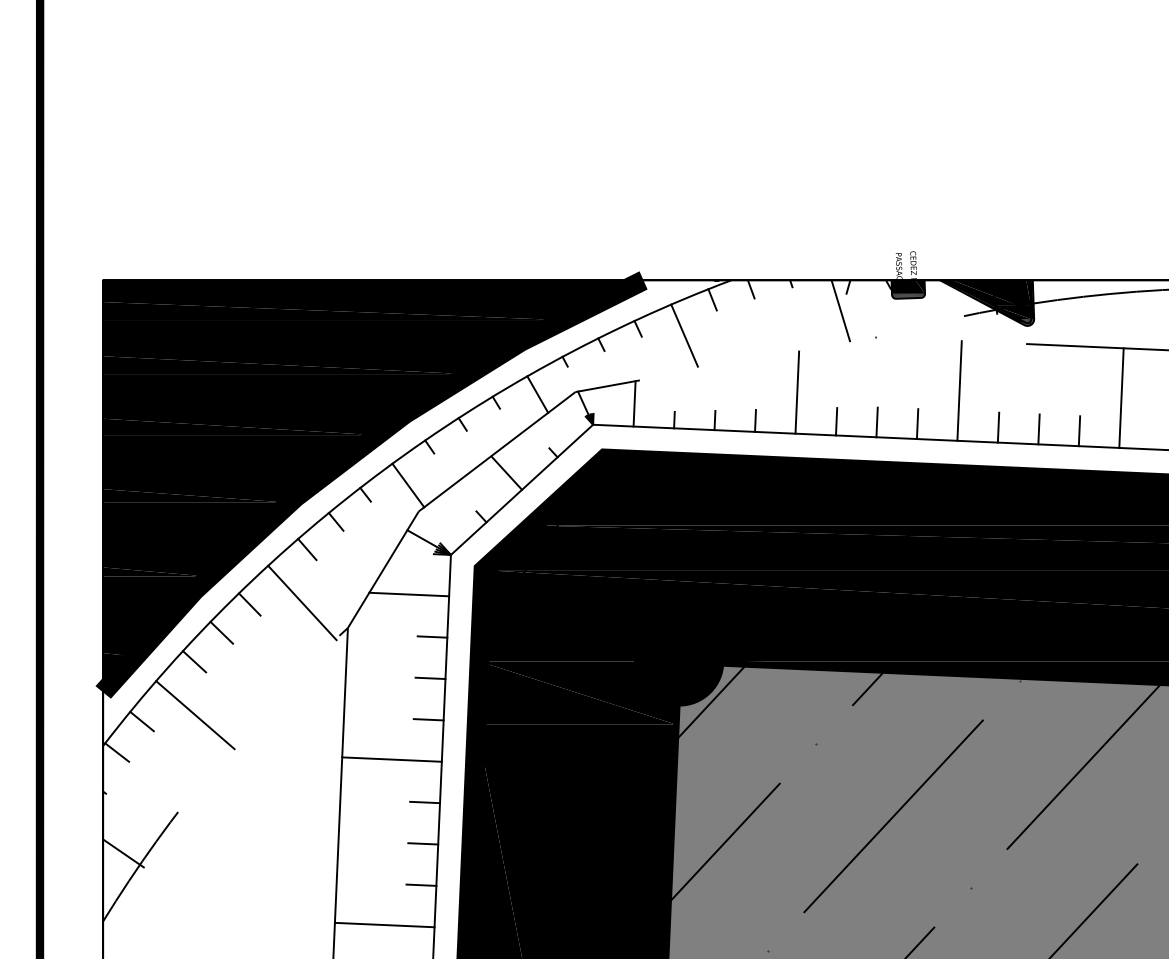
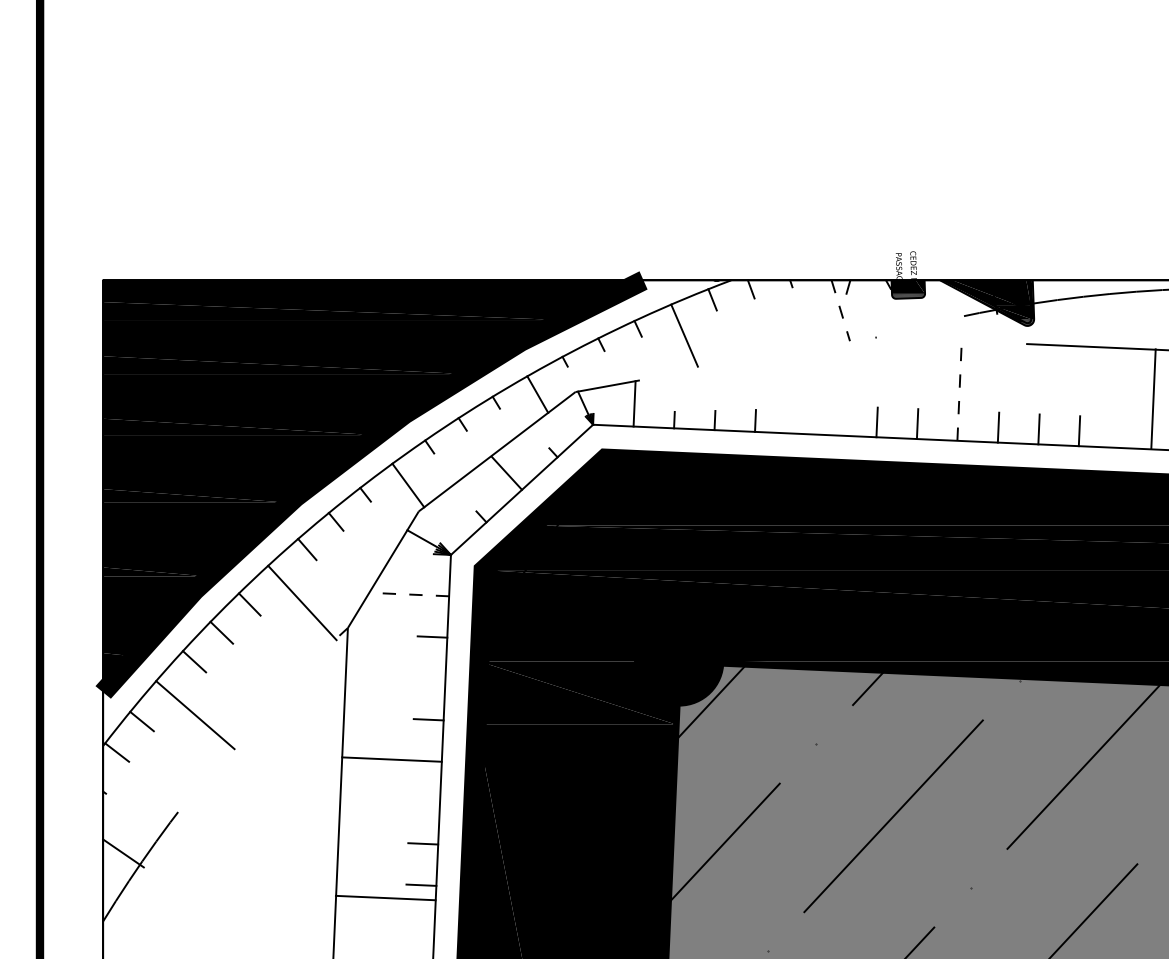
line: solid -> dashed (840, 310)
line: solid -> dashed (959, 391)
line: present -> none (797, 392)
line position: (1121, 397) -> (1153, 398) (1153, 398)
line: present -> none (836, 421)
line: solid -> dashed (409, 594)
line: present -> none (430, 678)
line: present -> none (425, 802)
line position: (384, 924) -> (385, 897) (385, 897)
